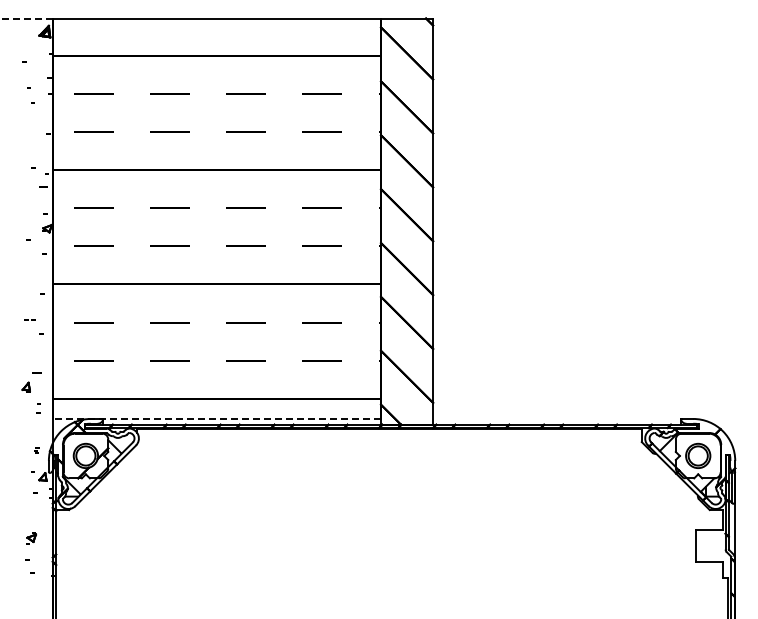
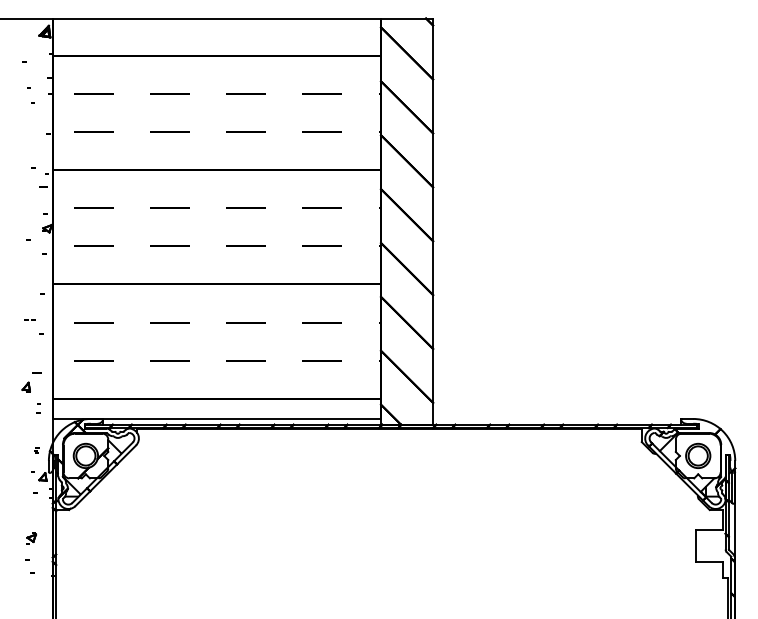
line: dashed -> solid (26, 18)
line: dashed -> solid (216, 418)
